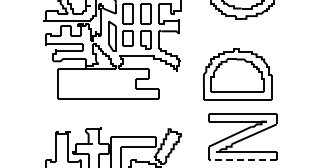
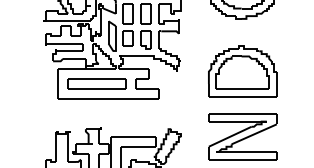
part position: (237, 74) -> (242, 71) (242, 71)
part: none -> present (96, 83)
line: dashed -> solid (242, 159)
